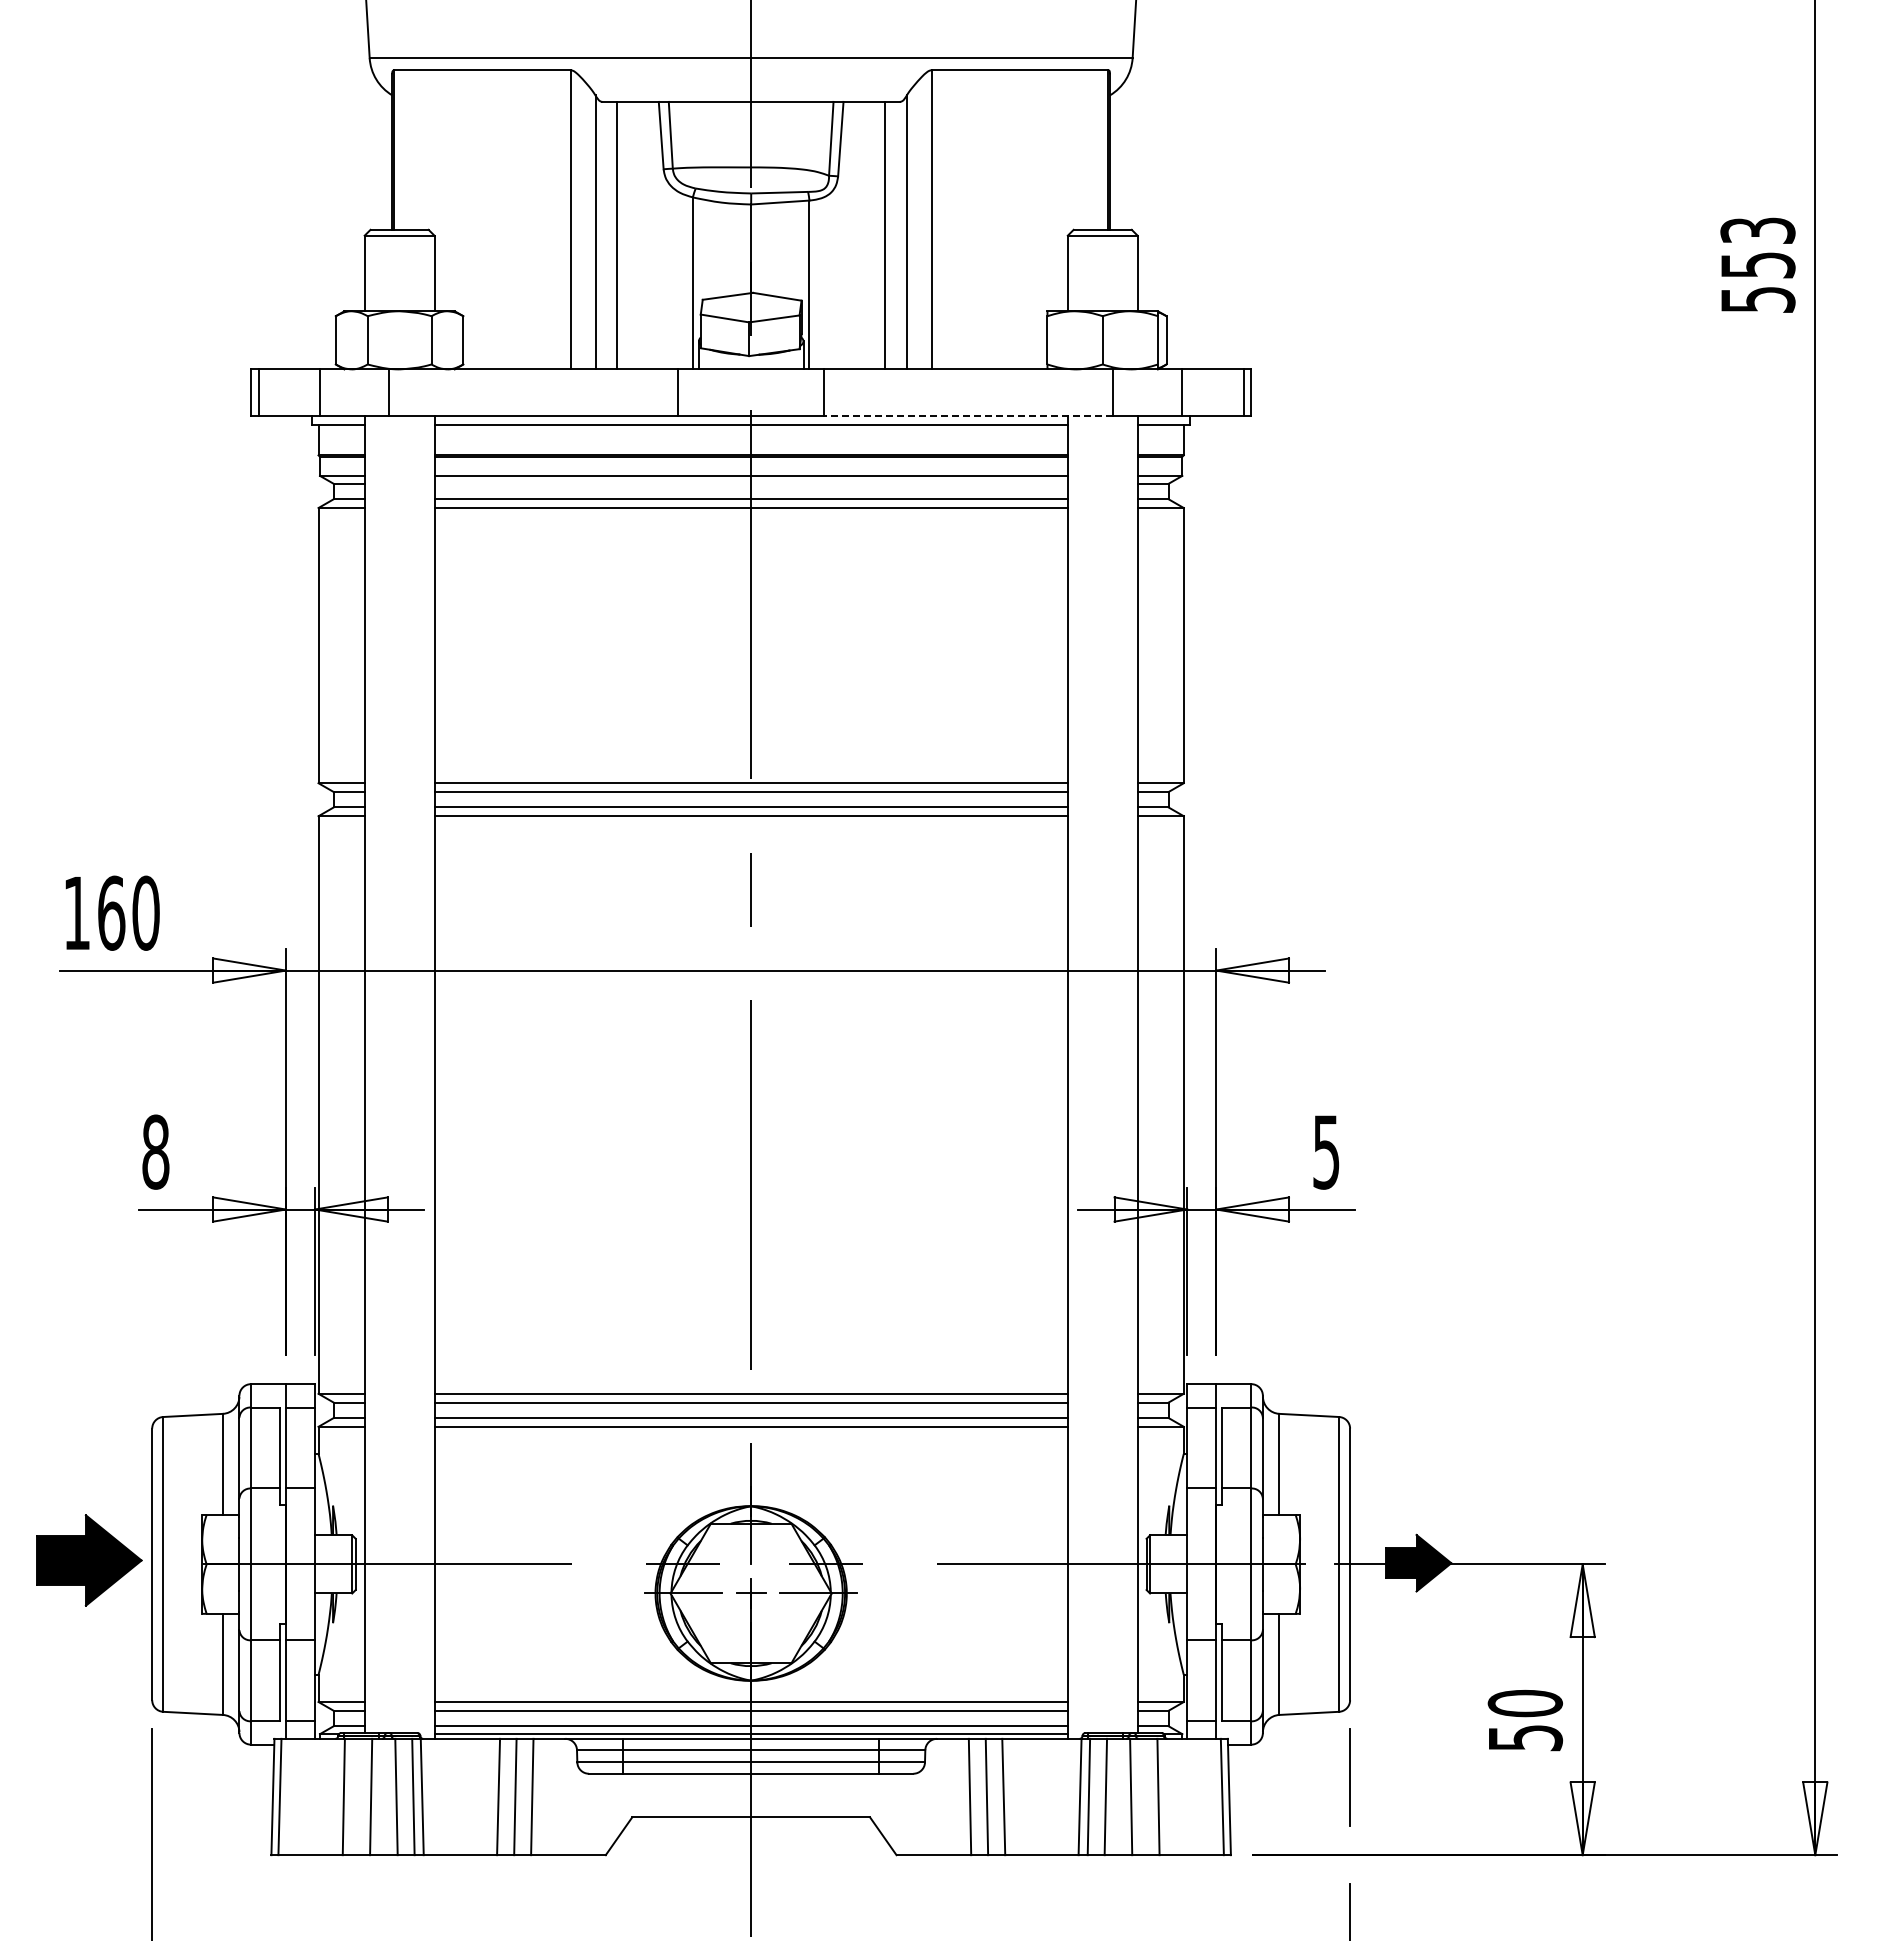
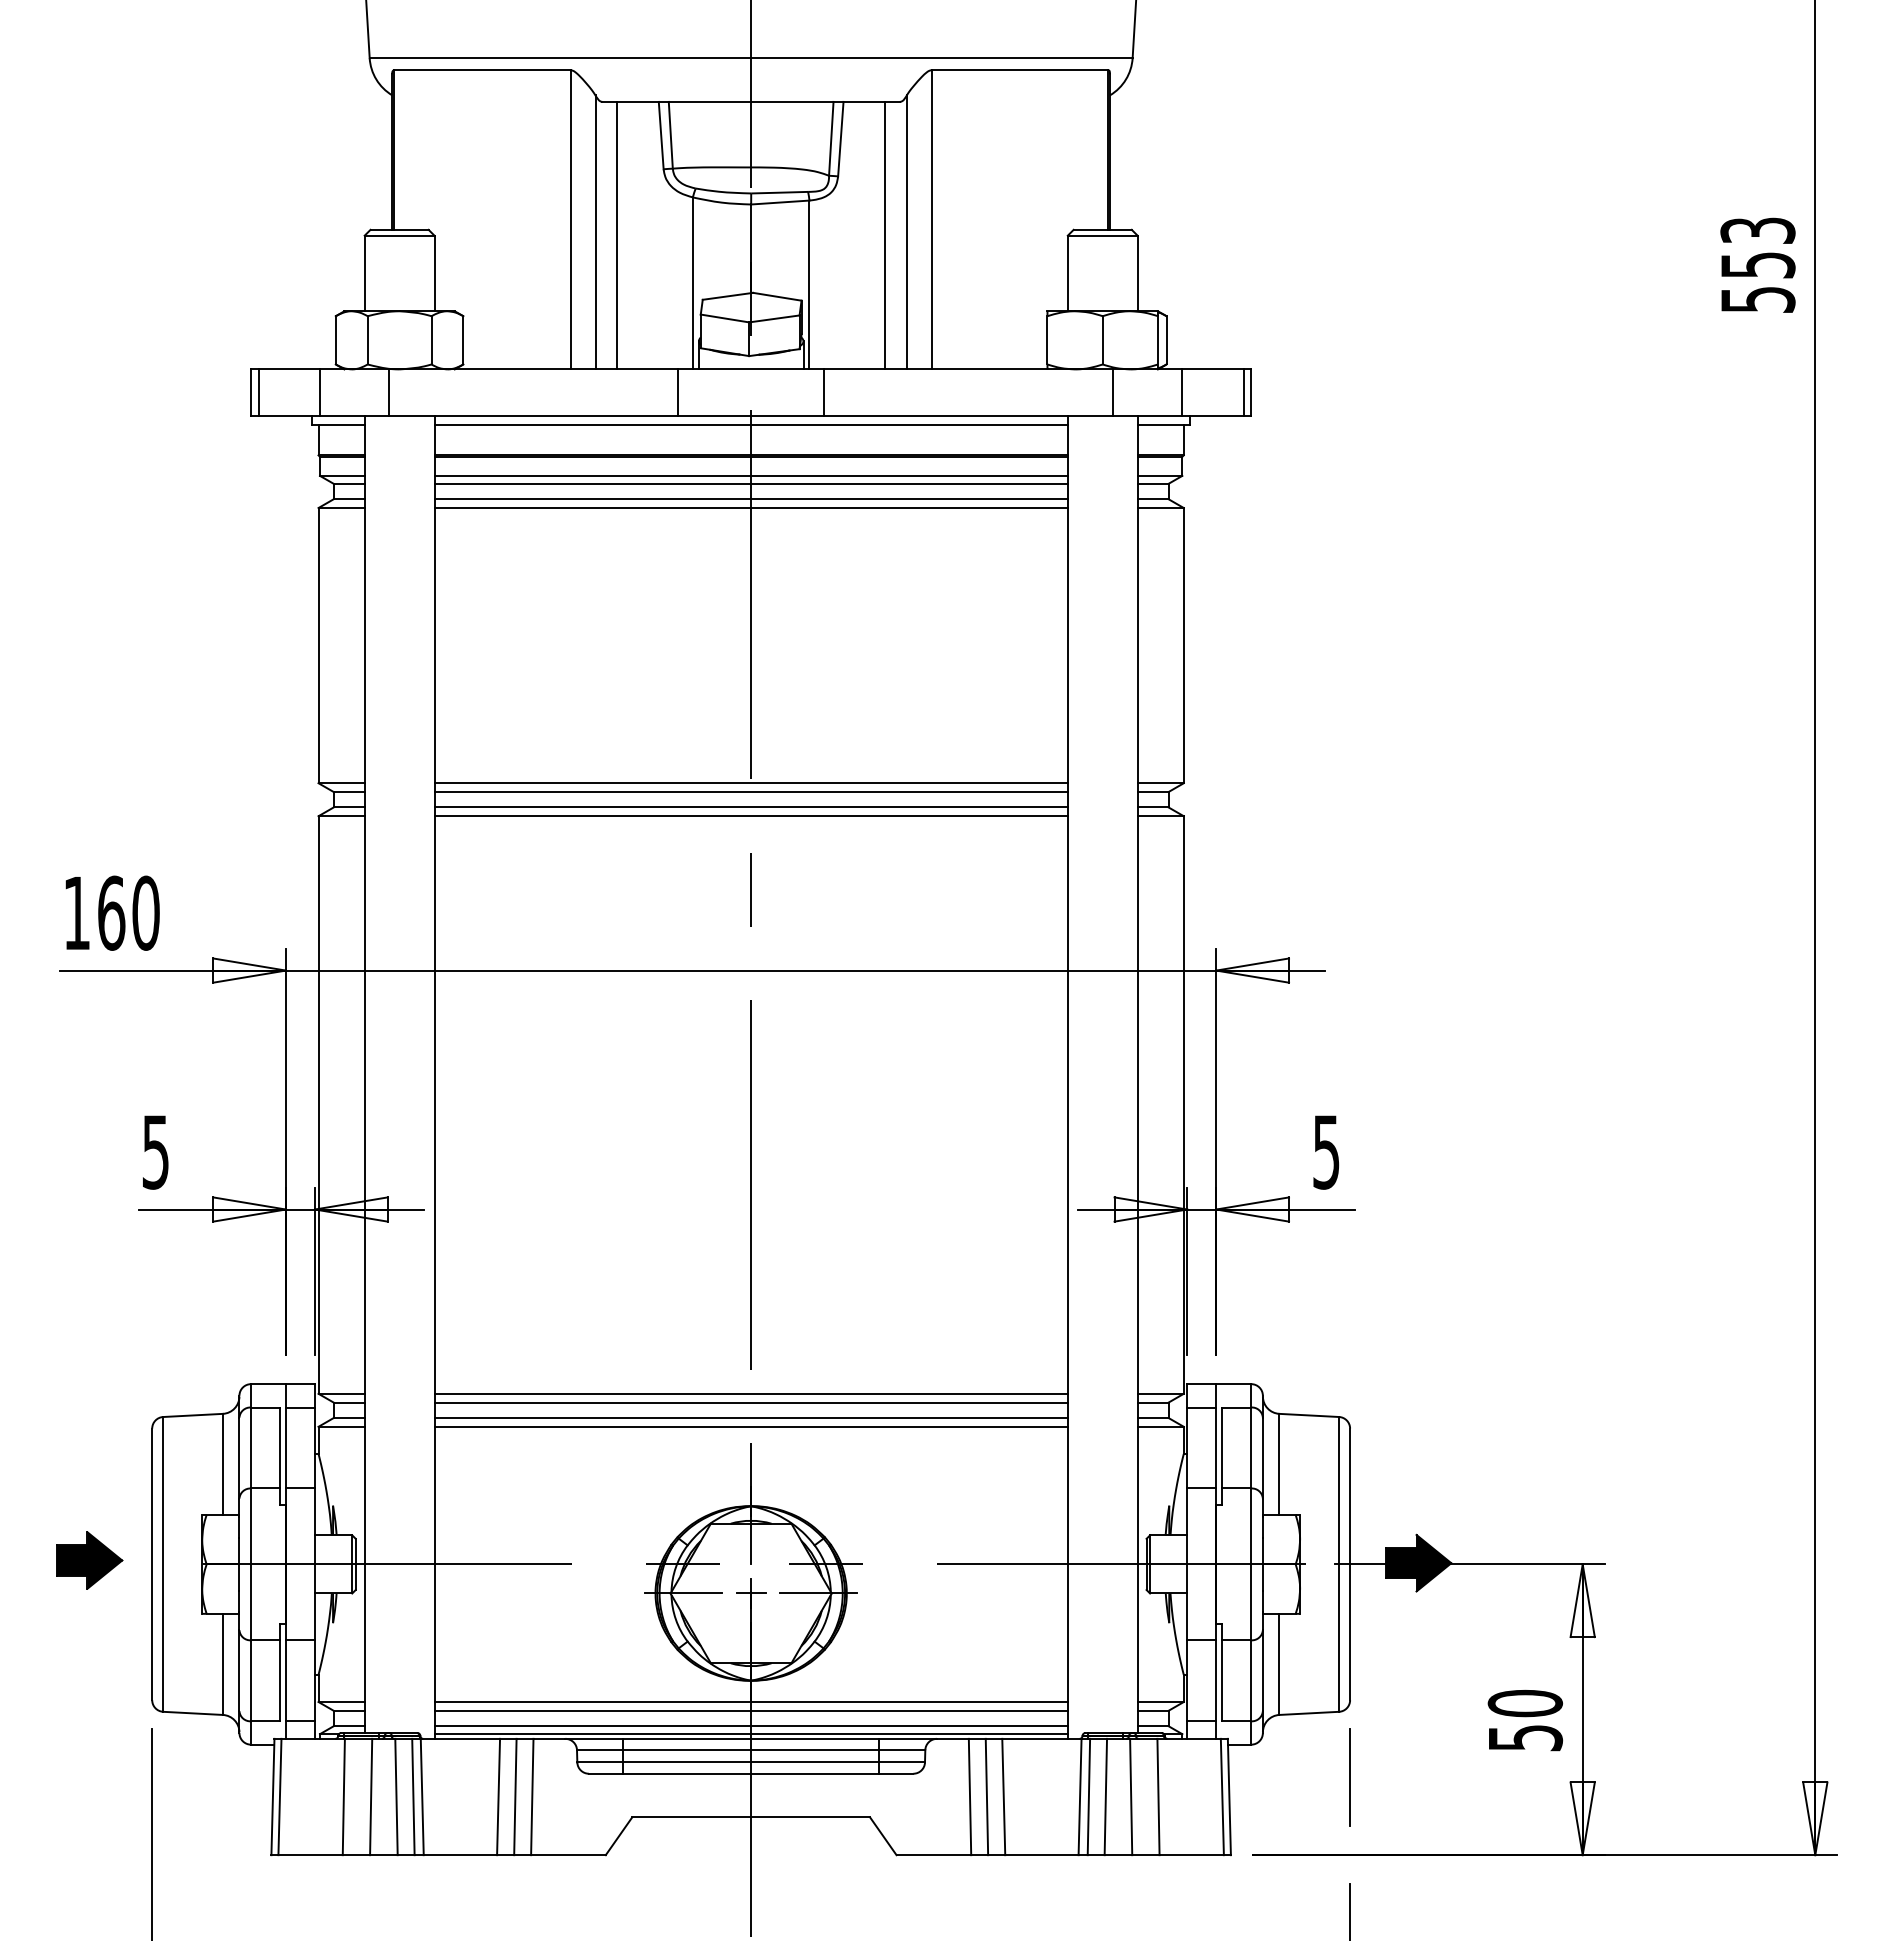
line: dashed -> solid (968, 415)
line: none -> present (750, 483)
text: 8 -> 5 (155, 1151)
part size: 107x93 px -> 68x59 px (89, 1560)
